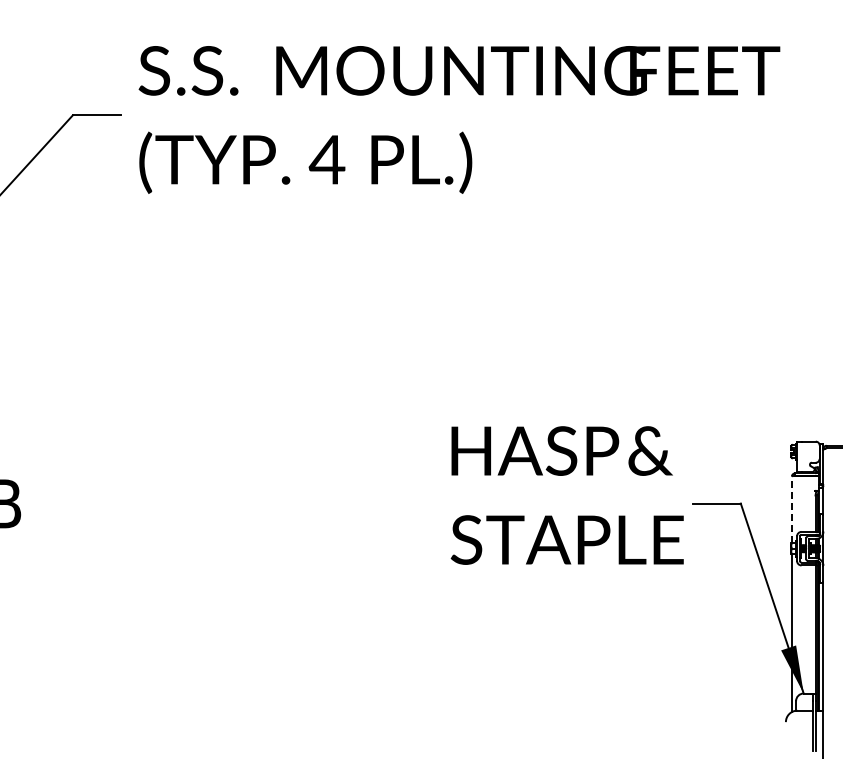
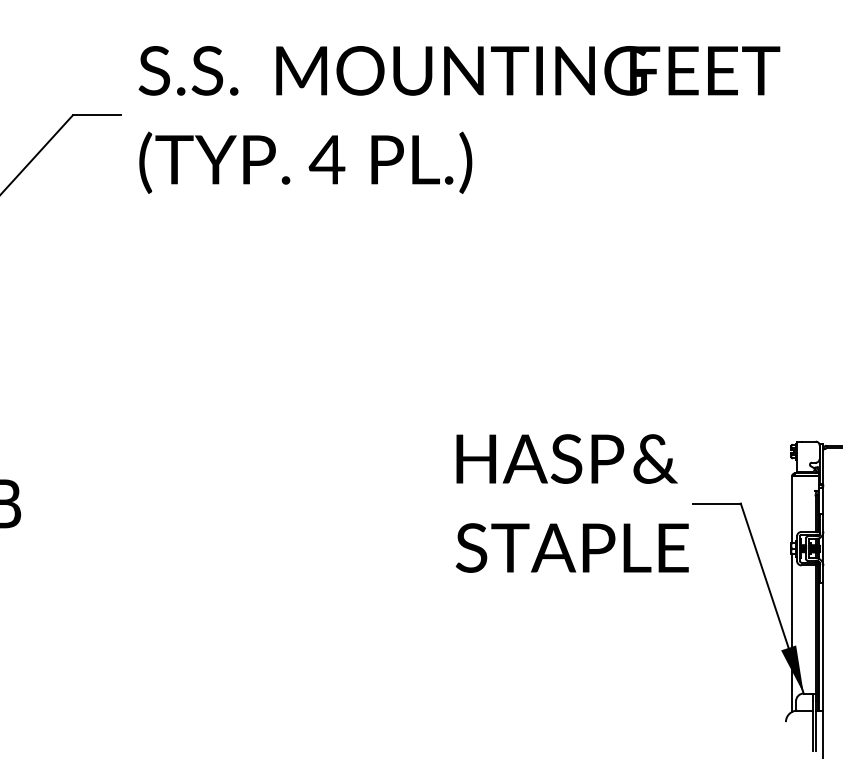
text position: (566, 495) -> (571, 503) (571, 503)
line: dashed -> solid (791, 509)
